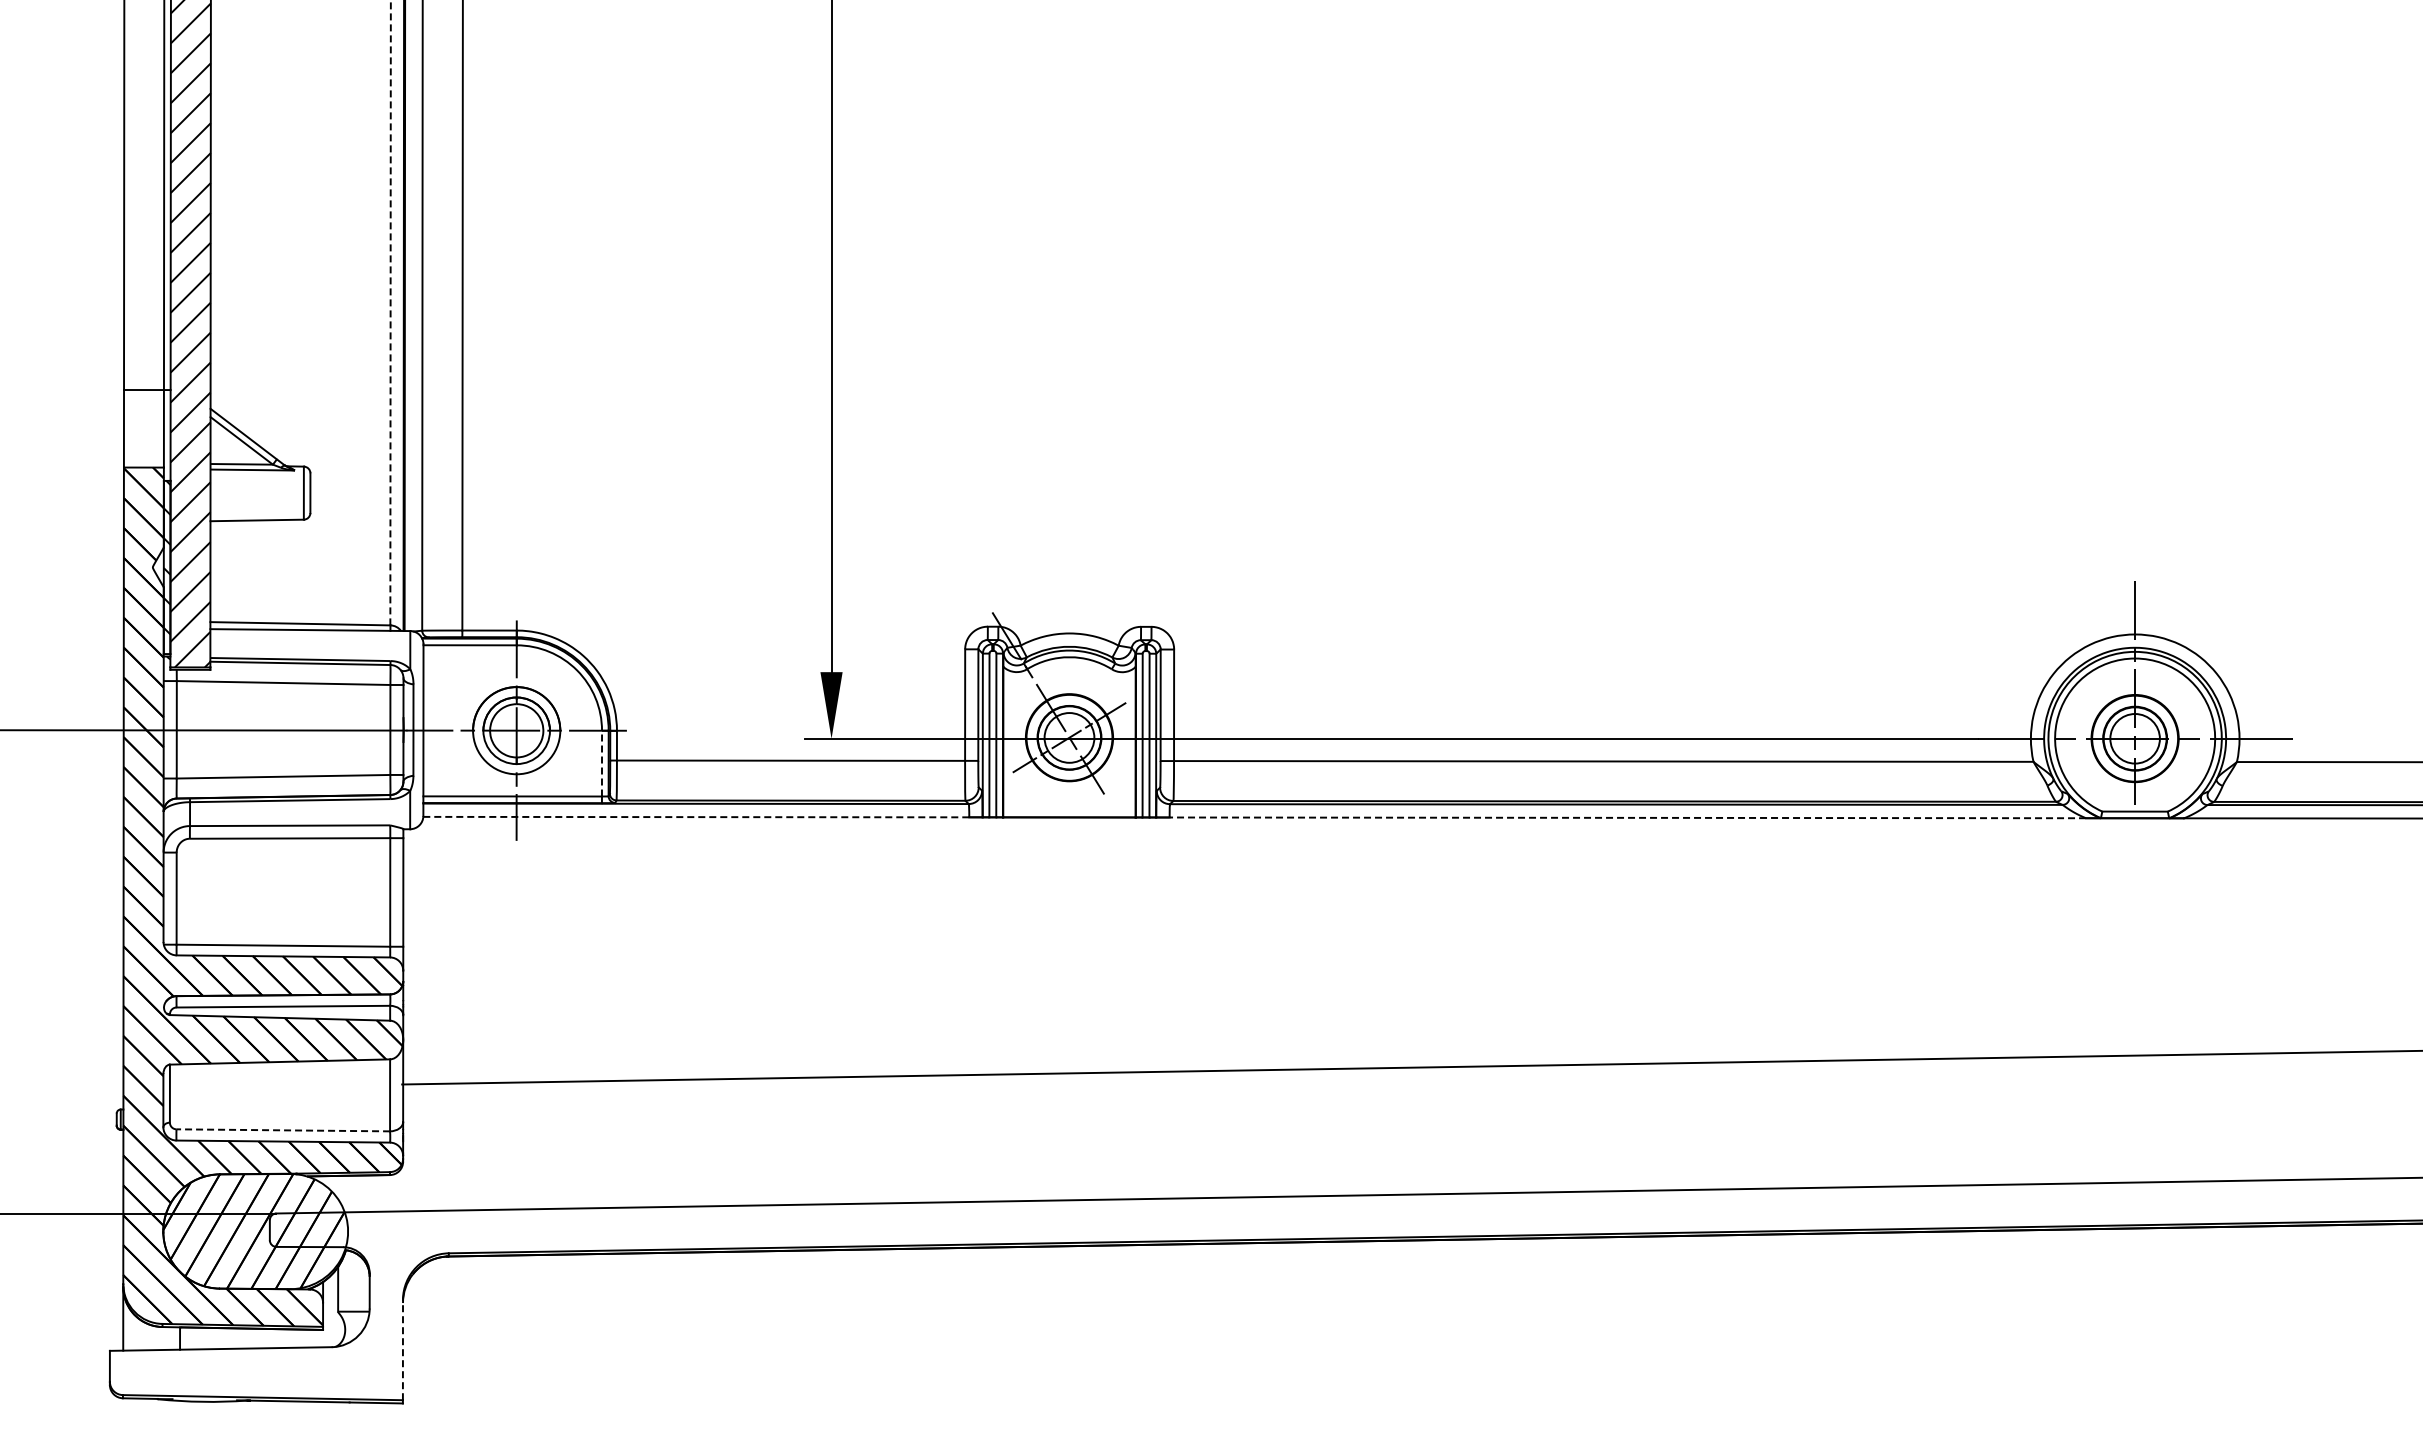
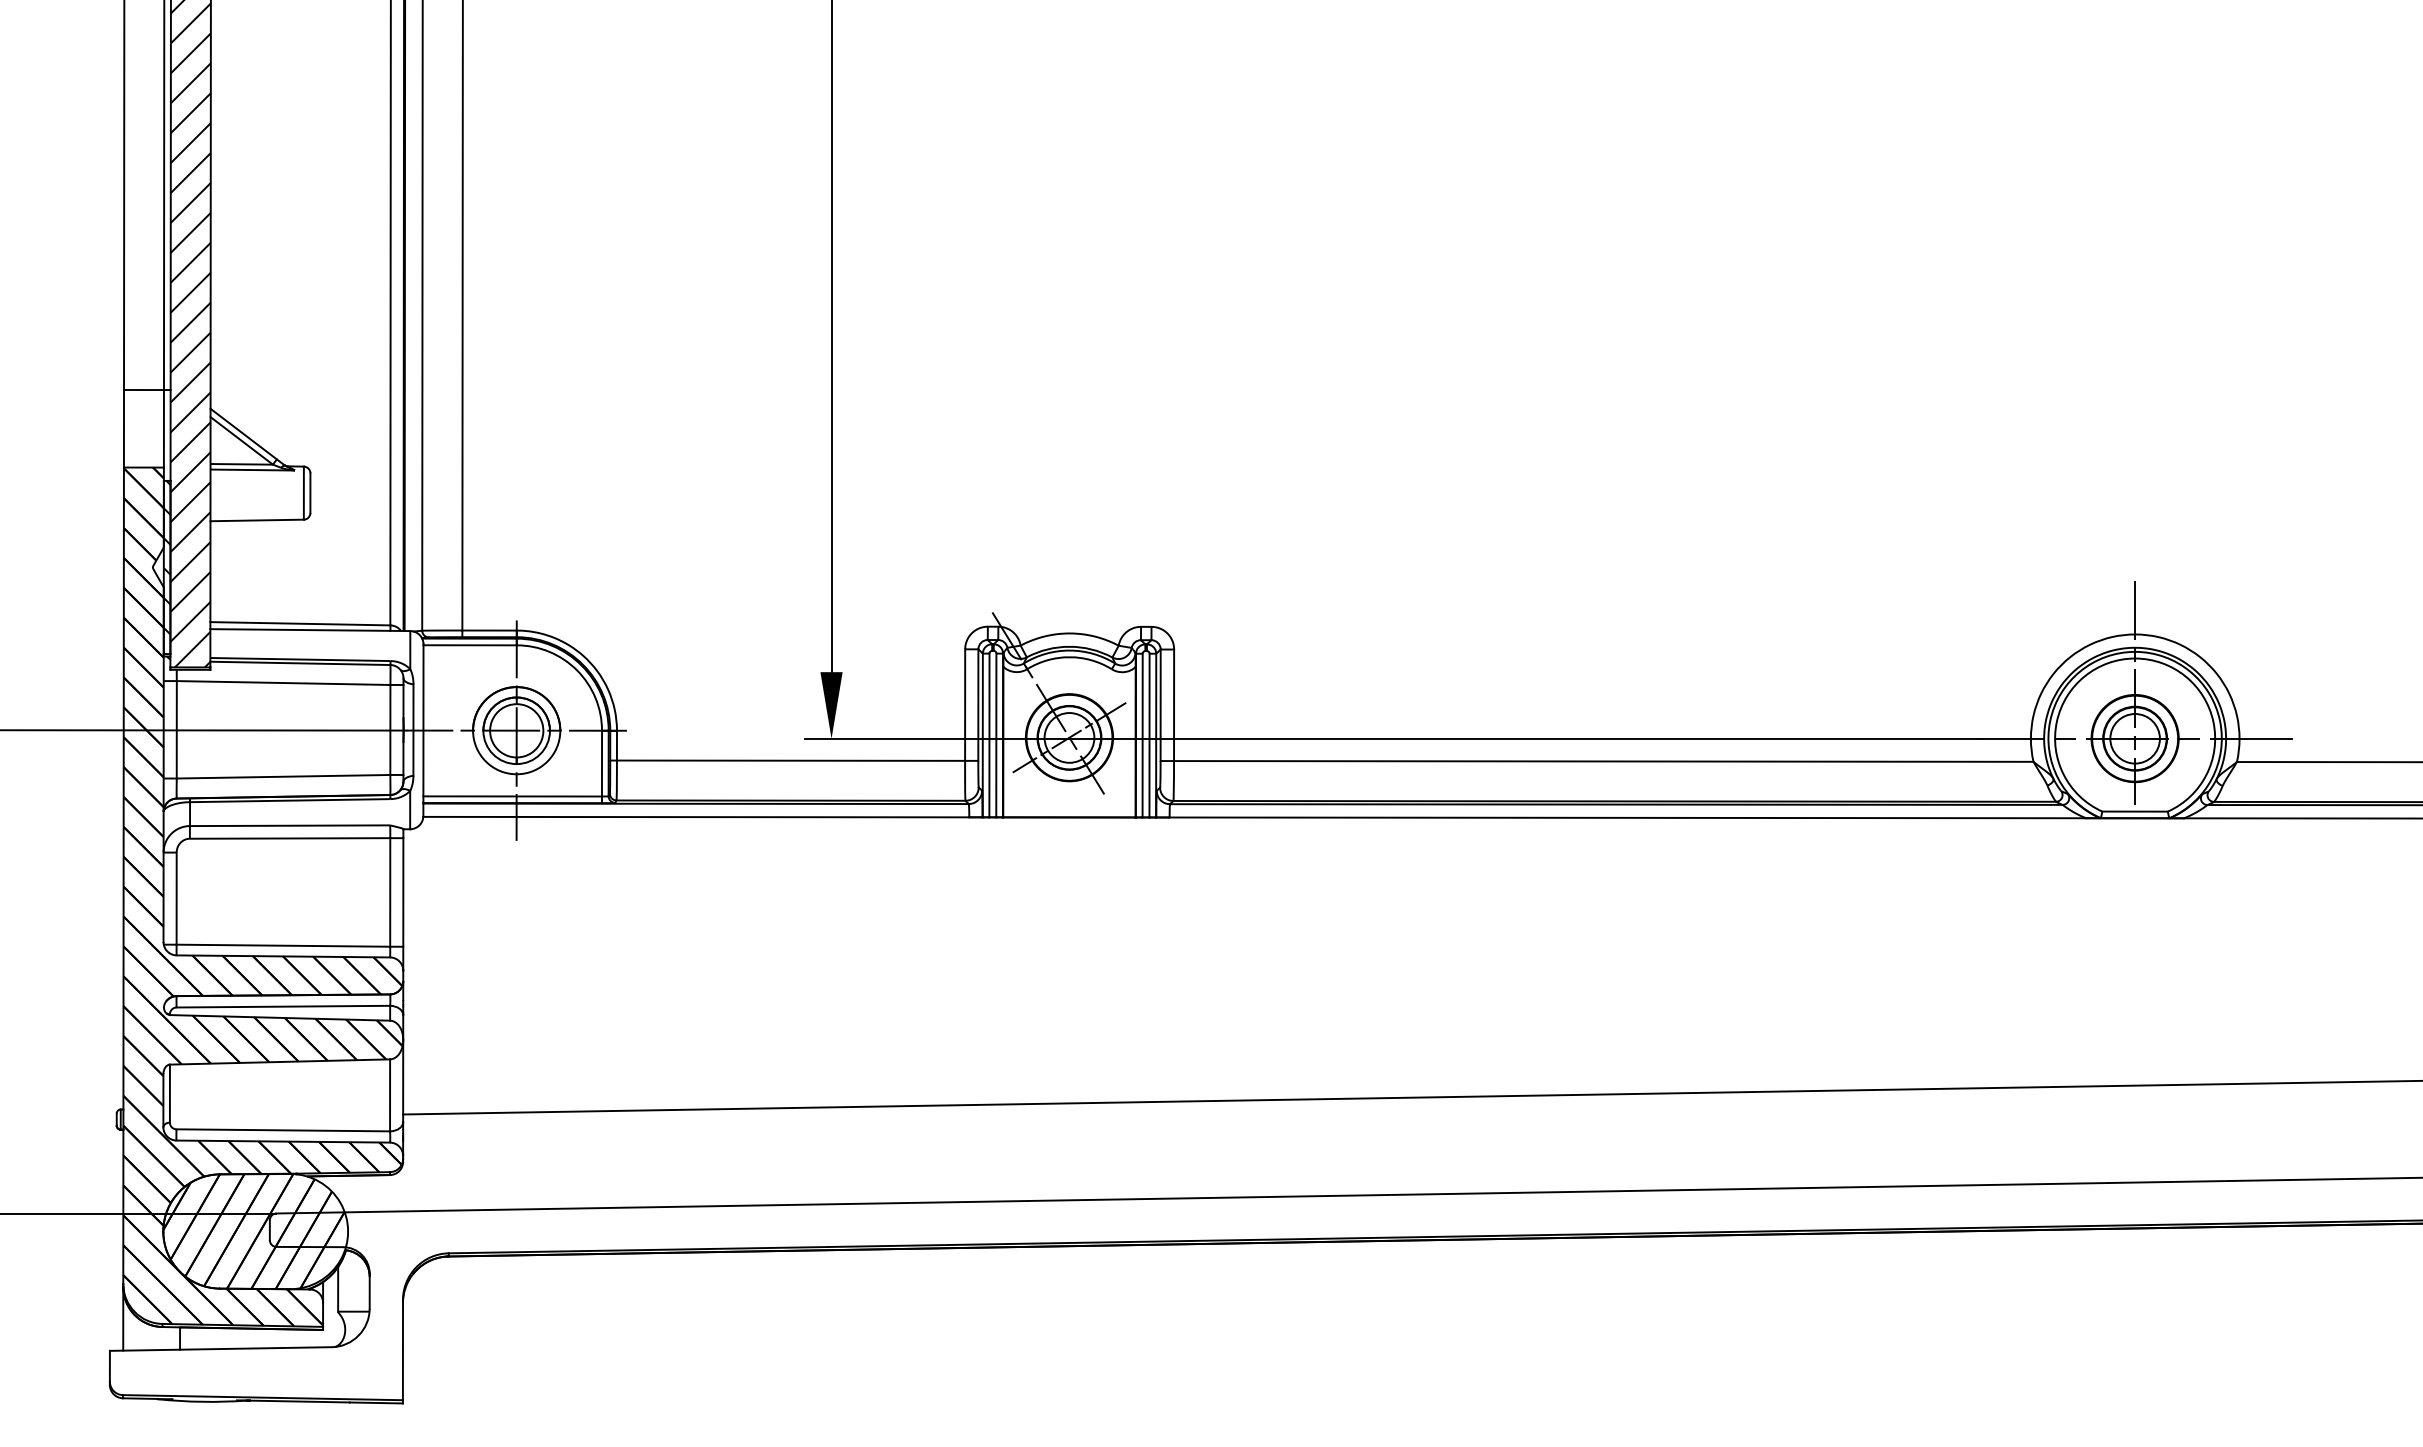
line: dashed -> solid (390, 312)
line: dashed -> solid (602, 763)
line: dashed -> solid (696, 817)
line: dashed -> solid (1627, 817)
line position: (1410, 1067) -> (1411, 1097) (1411, 1097)
line: dashed -> solid (283, 1130)
line: dashed -> solid (402, 1349)
